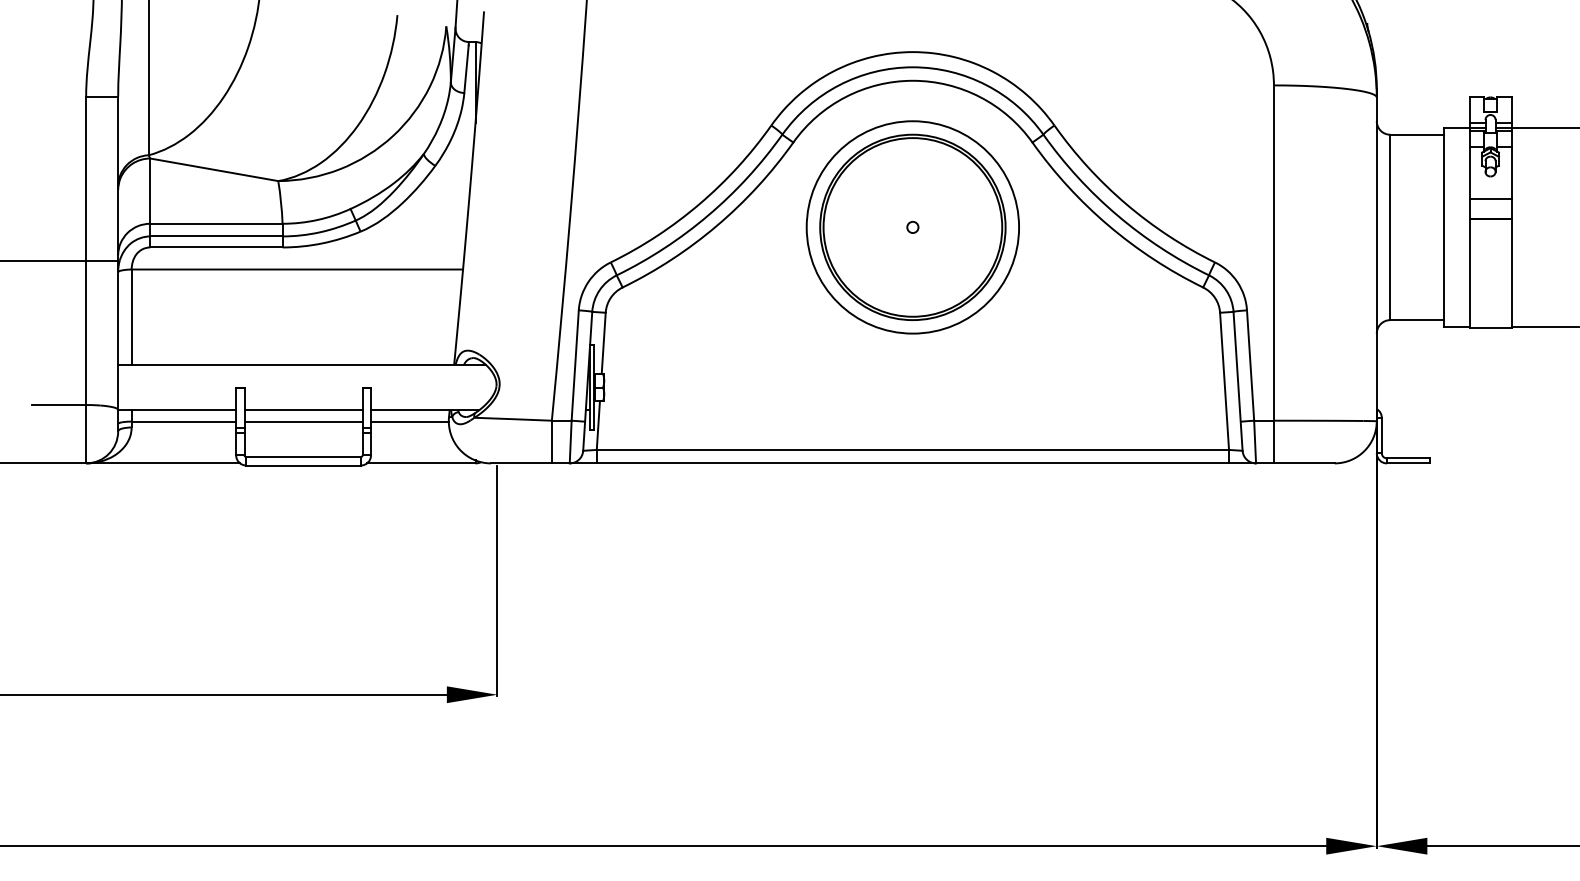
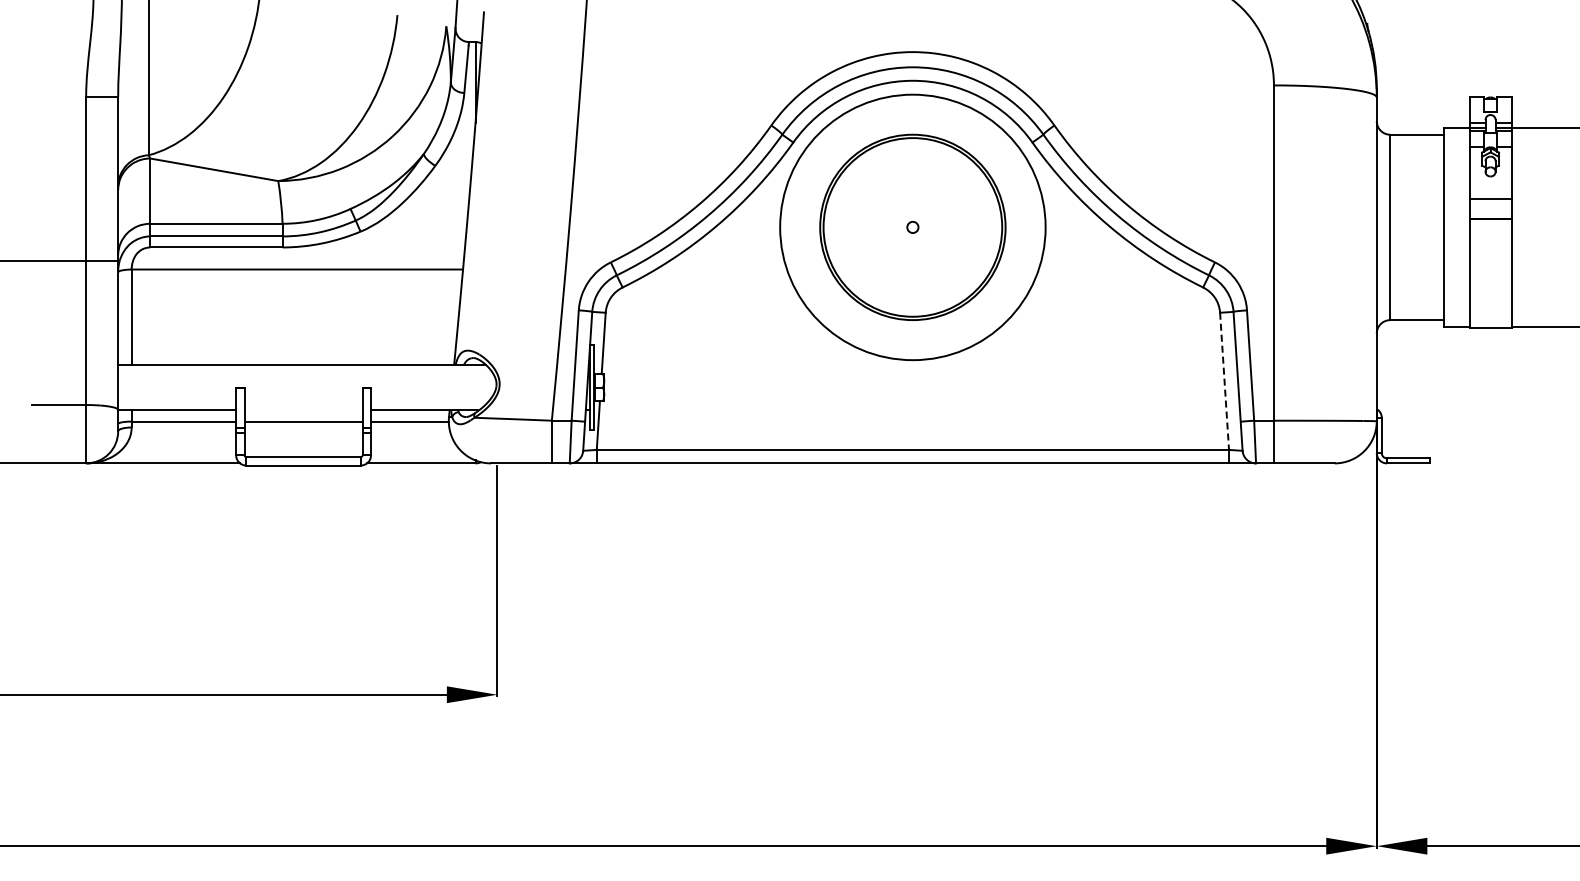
circle diameter: 212 px -> 265 px (912, 227)
line: solid -> dashed (1224, 381)
line: present -> none (303, 410)
